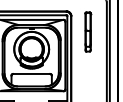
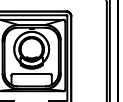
part: present -> none (88, 31)
